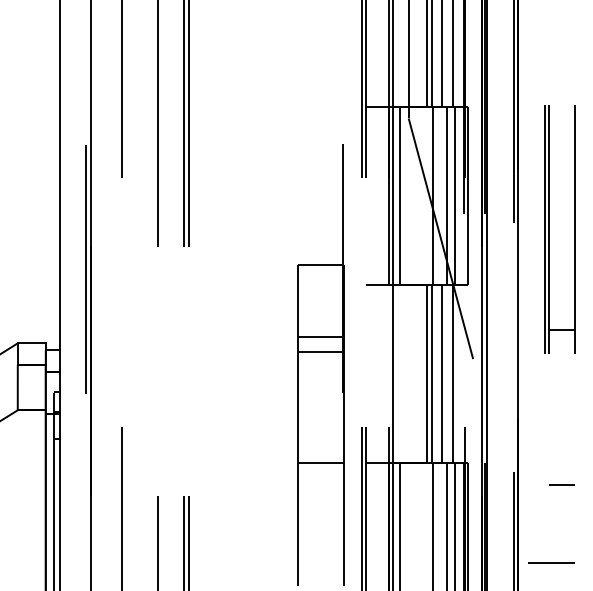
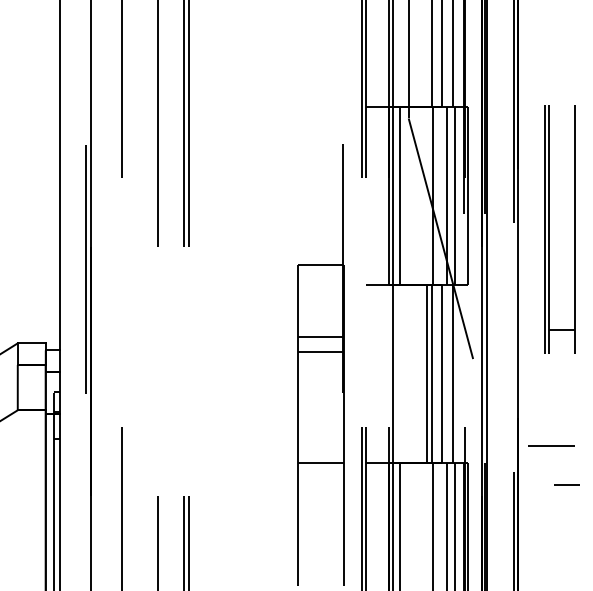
line: present -> none (426, 54)
line position: (561, 484) -> (566, 484) (566, 484)
line position: (551, 562) -> (551, 445) (551, 445)
